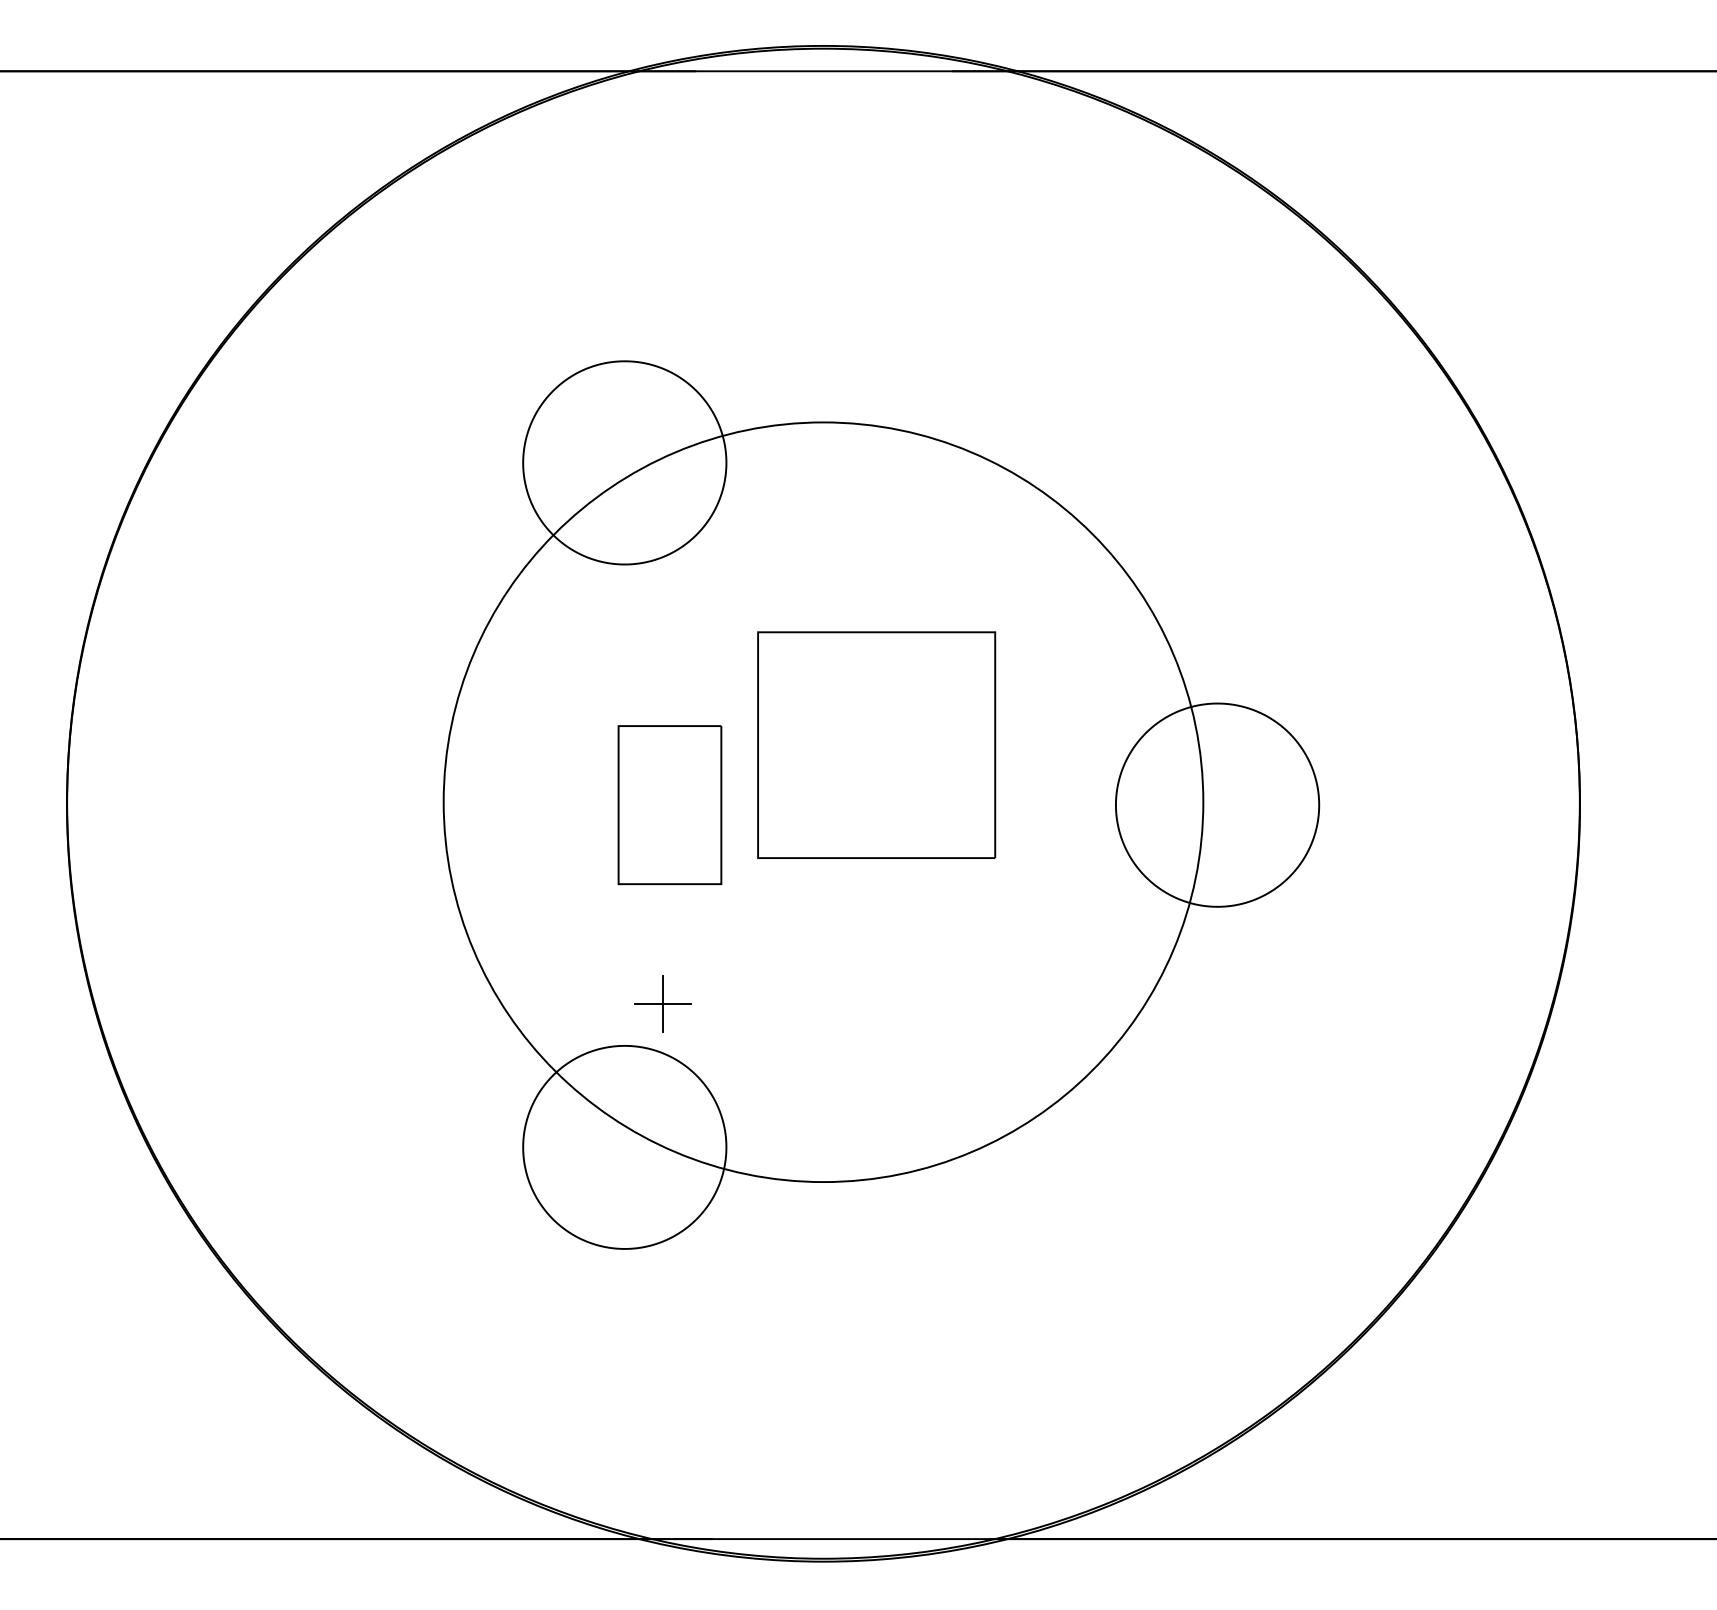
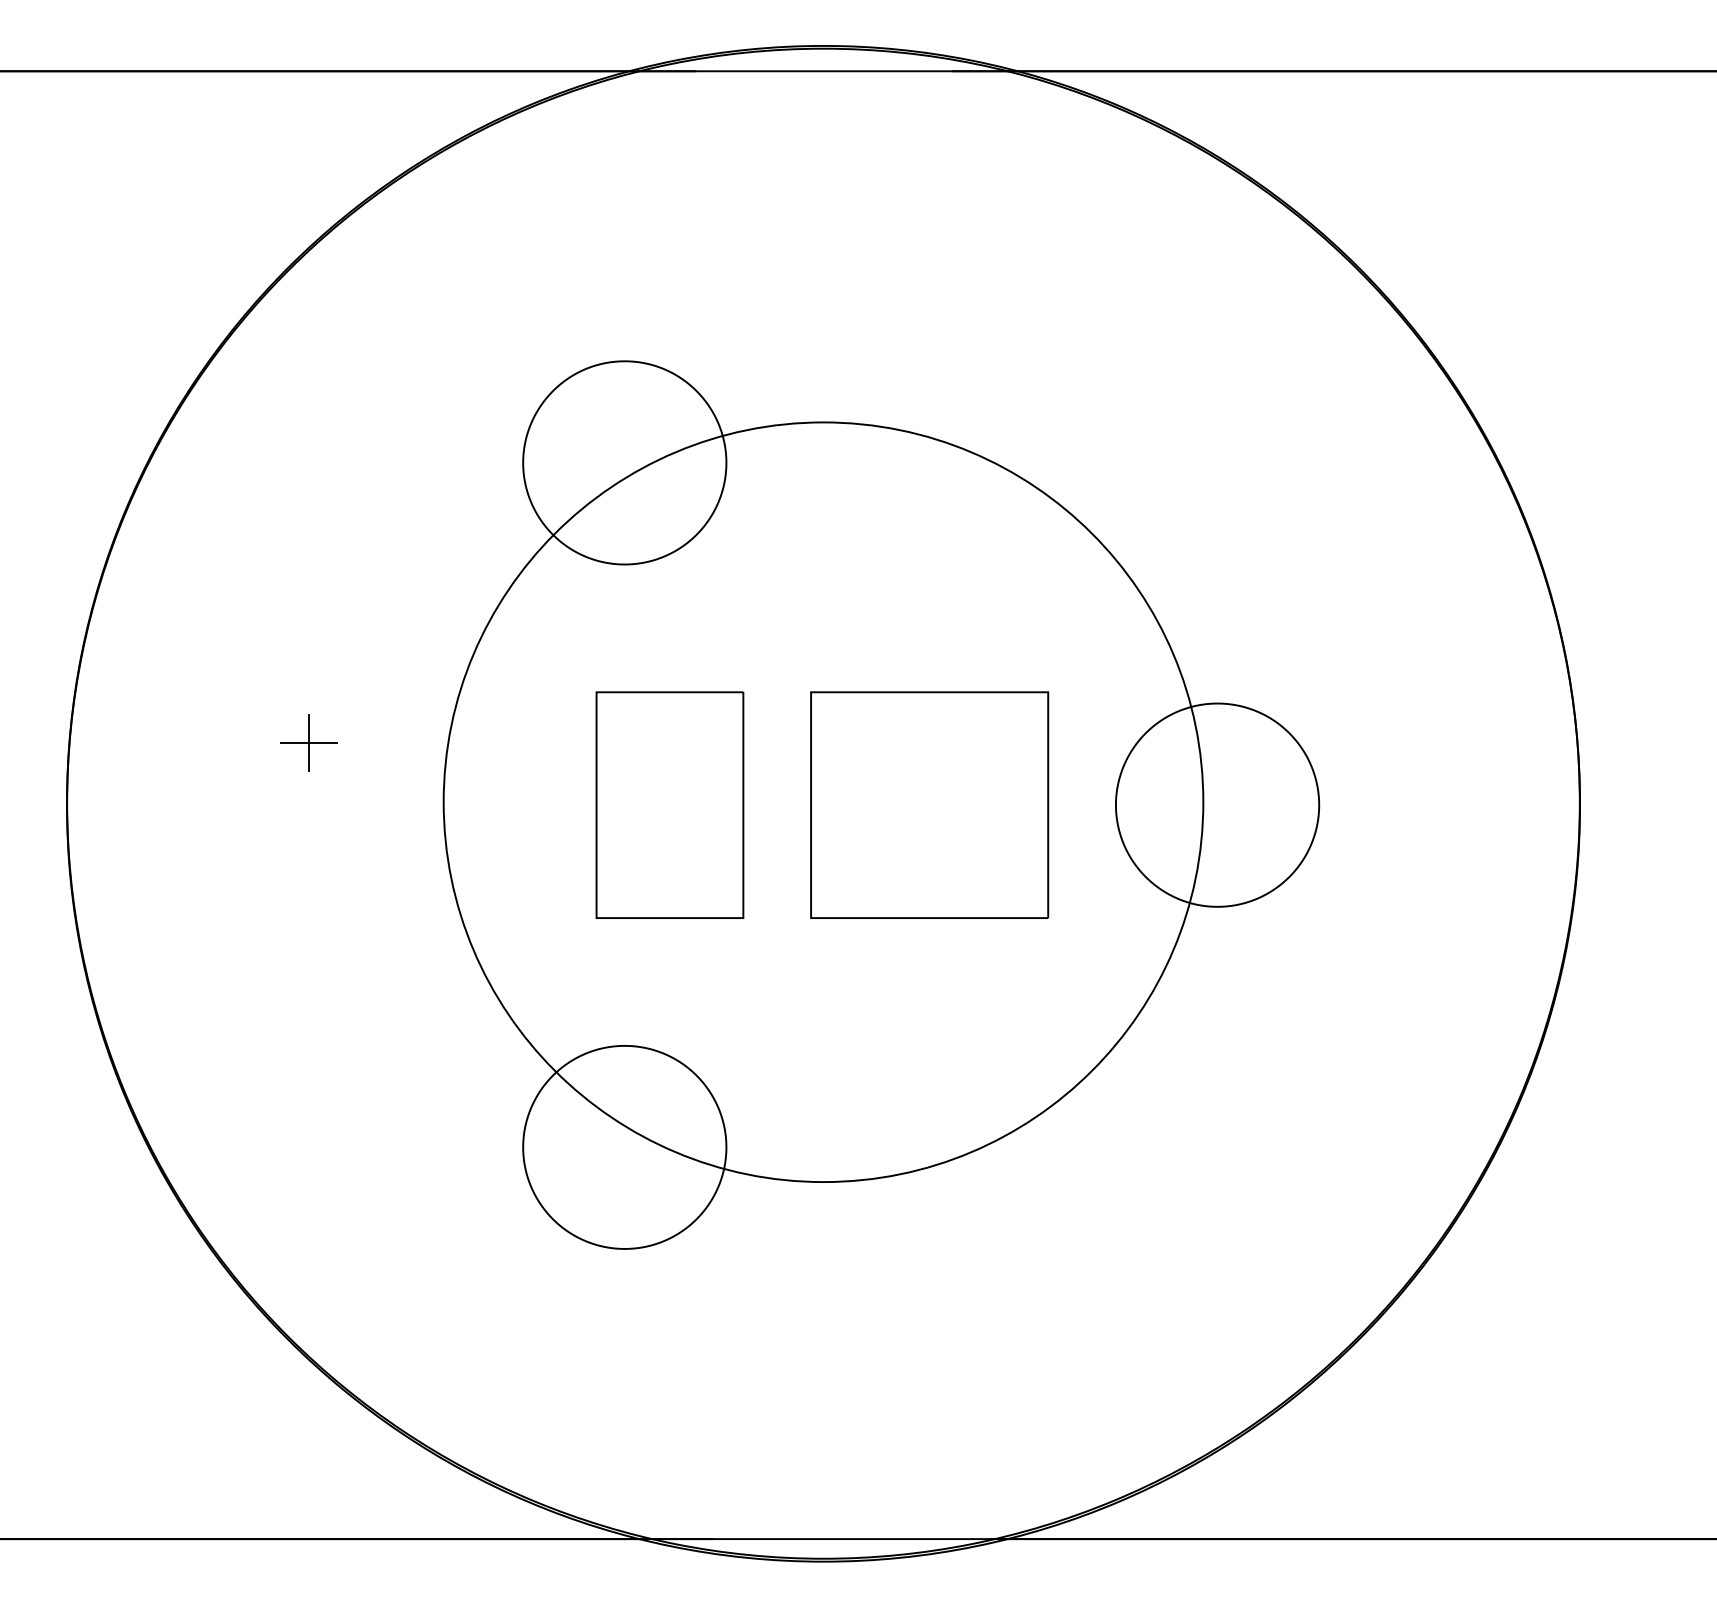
part position: (876, 744) -> (929, 804) (929, 804)
part size: 106x161 px -> 150x228 px (669, 804)
part position: (662, 1003) -> (308, 742) (308, 742)
